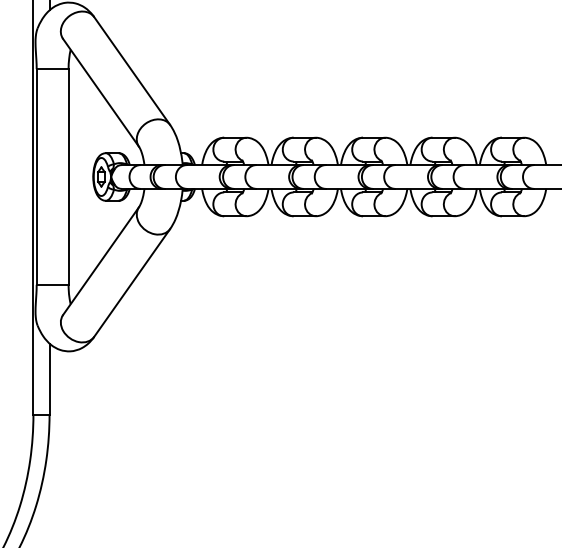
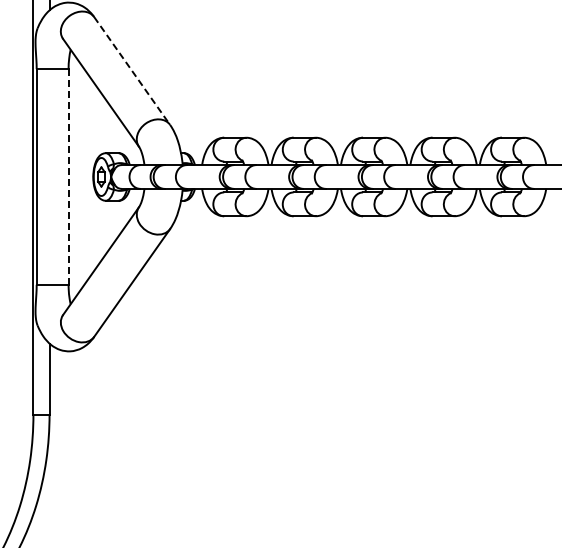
line: solid -> dashed (132, 70)
line: solid -> dashed (68, 176)
